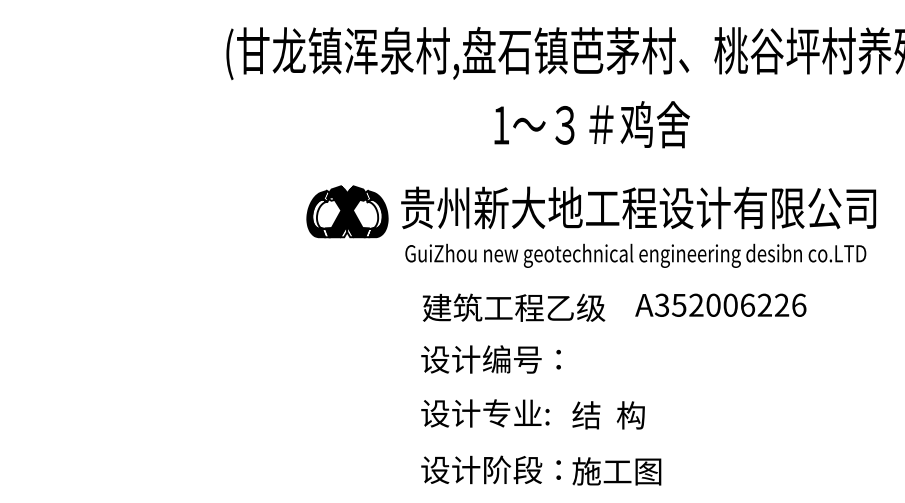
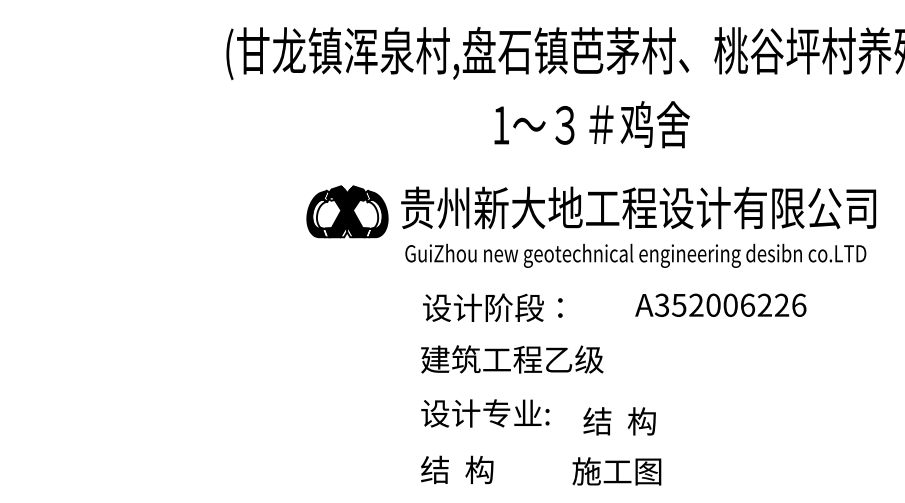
text: 建筑工程乙级 -> 设计阶段： (513, 307)
text: 设计编号： -> 建筑工程乙级 (512, 359)
text position: (608, 415) -> (619, 421) (619, 421)
text: 设计阶段： -> 结  构 (490, 469)
